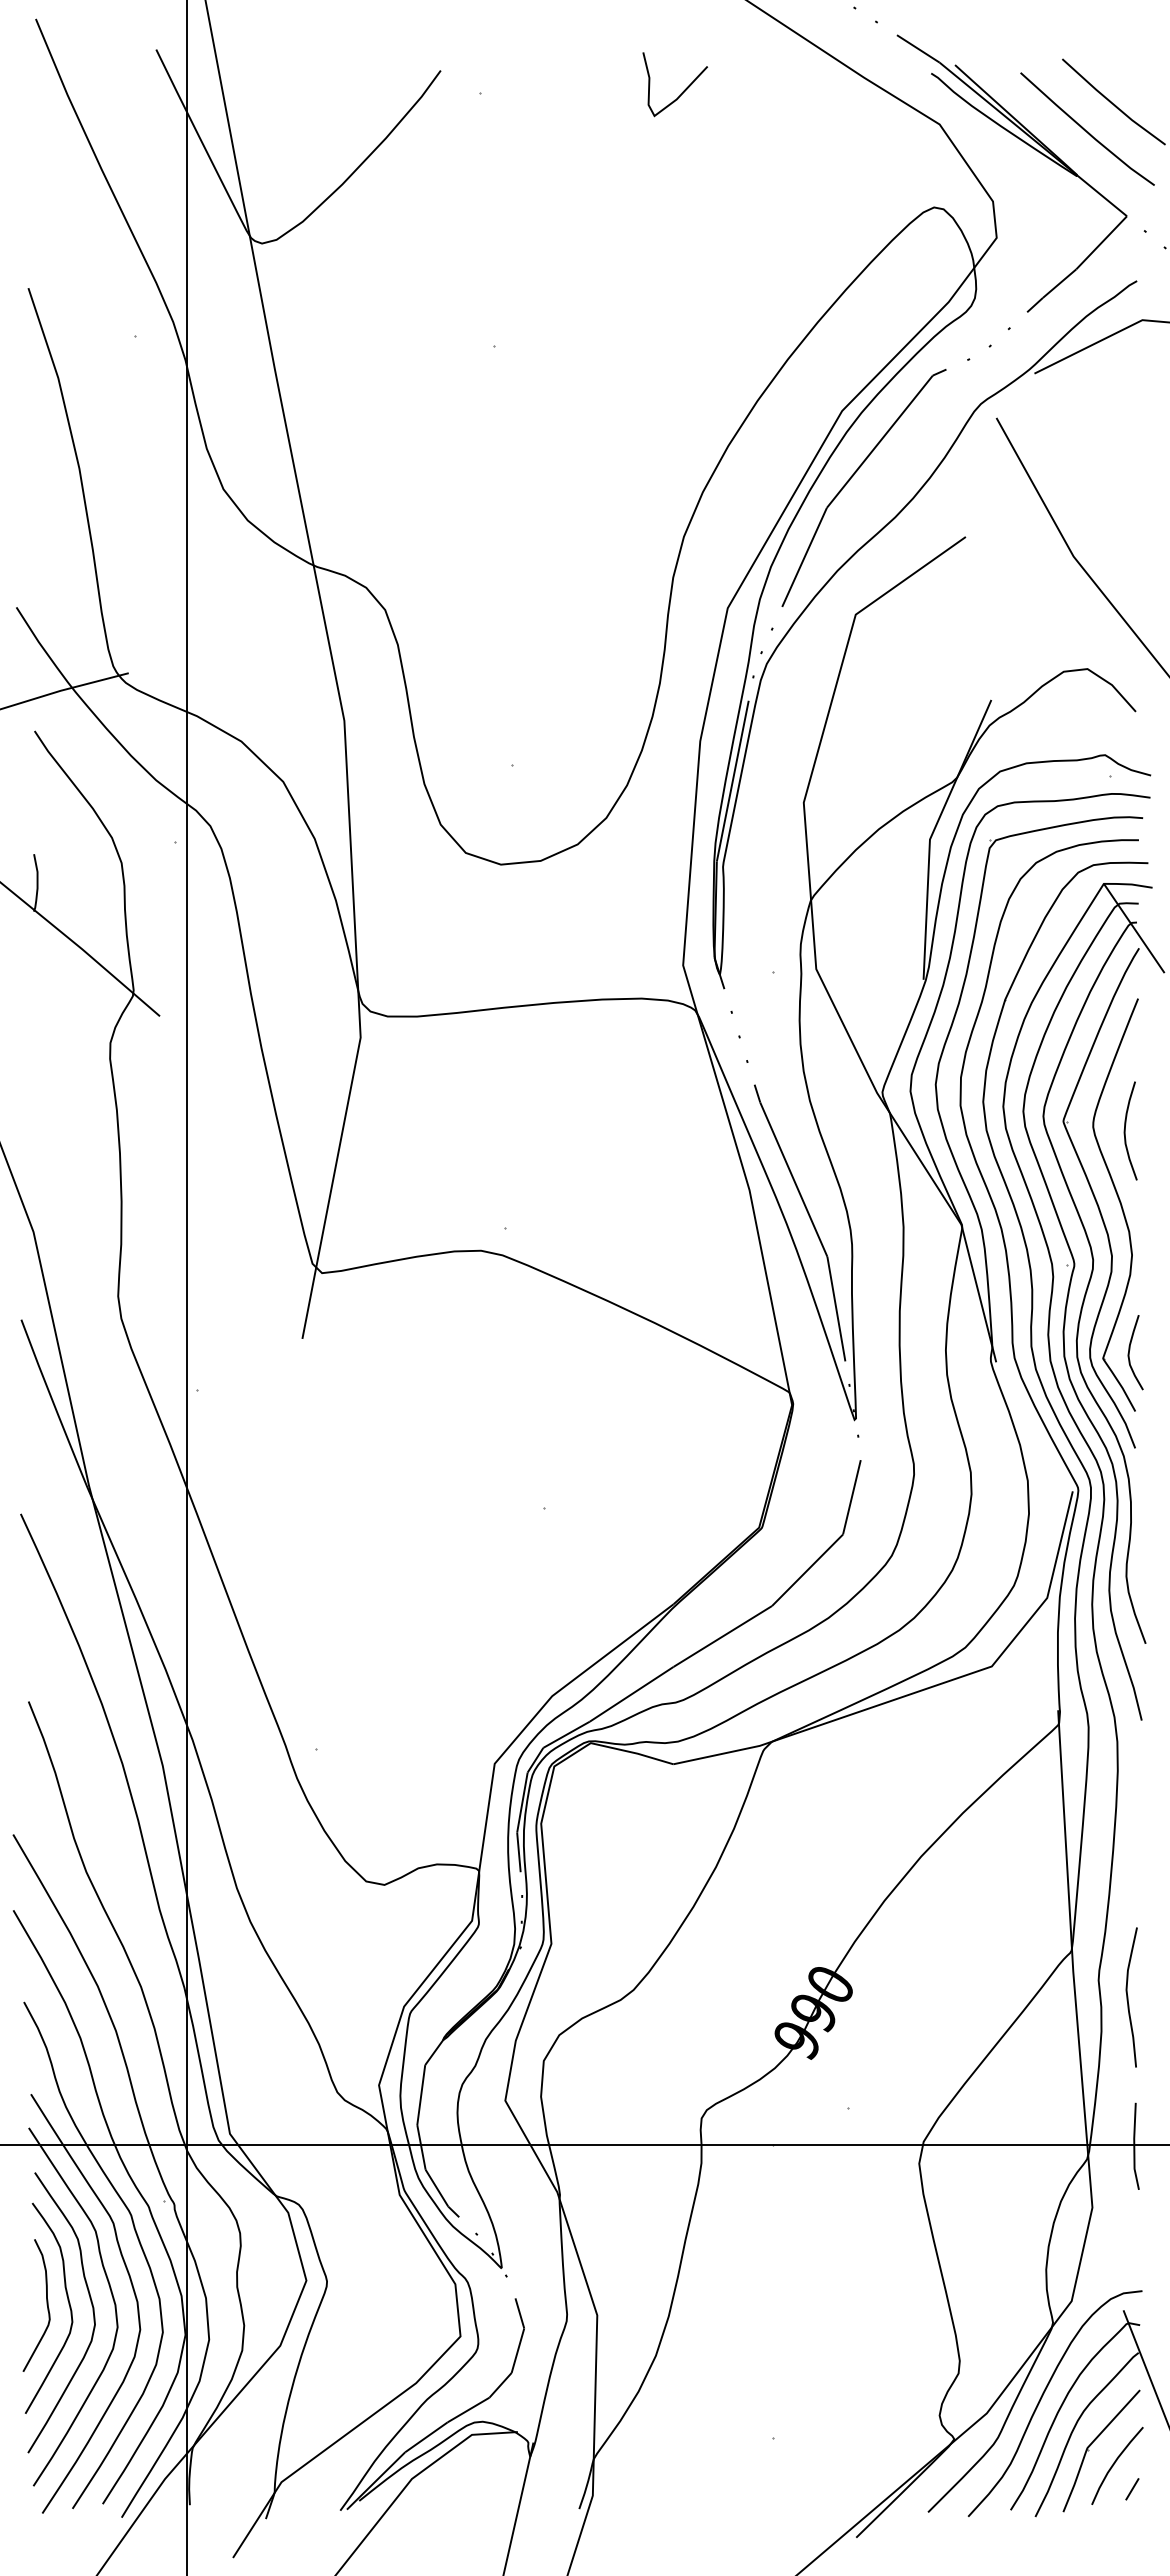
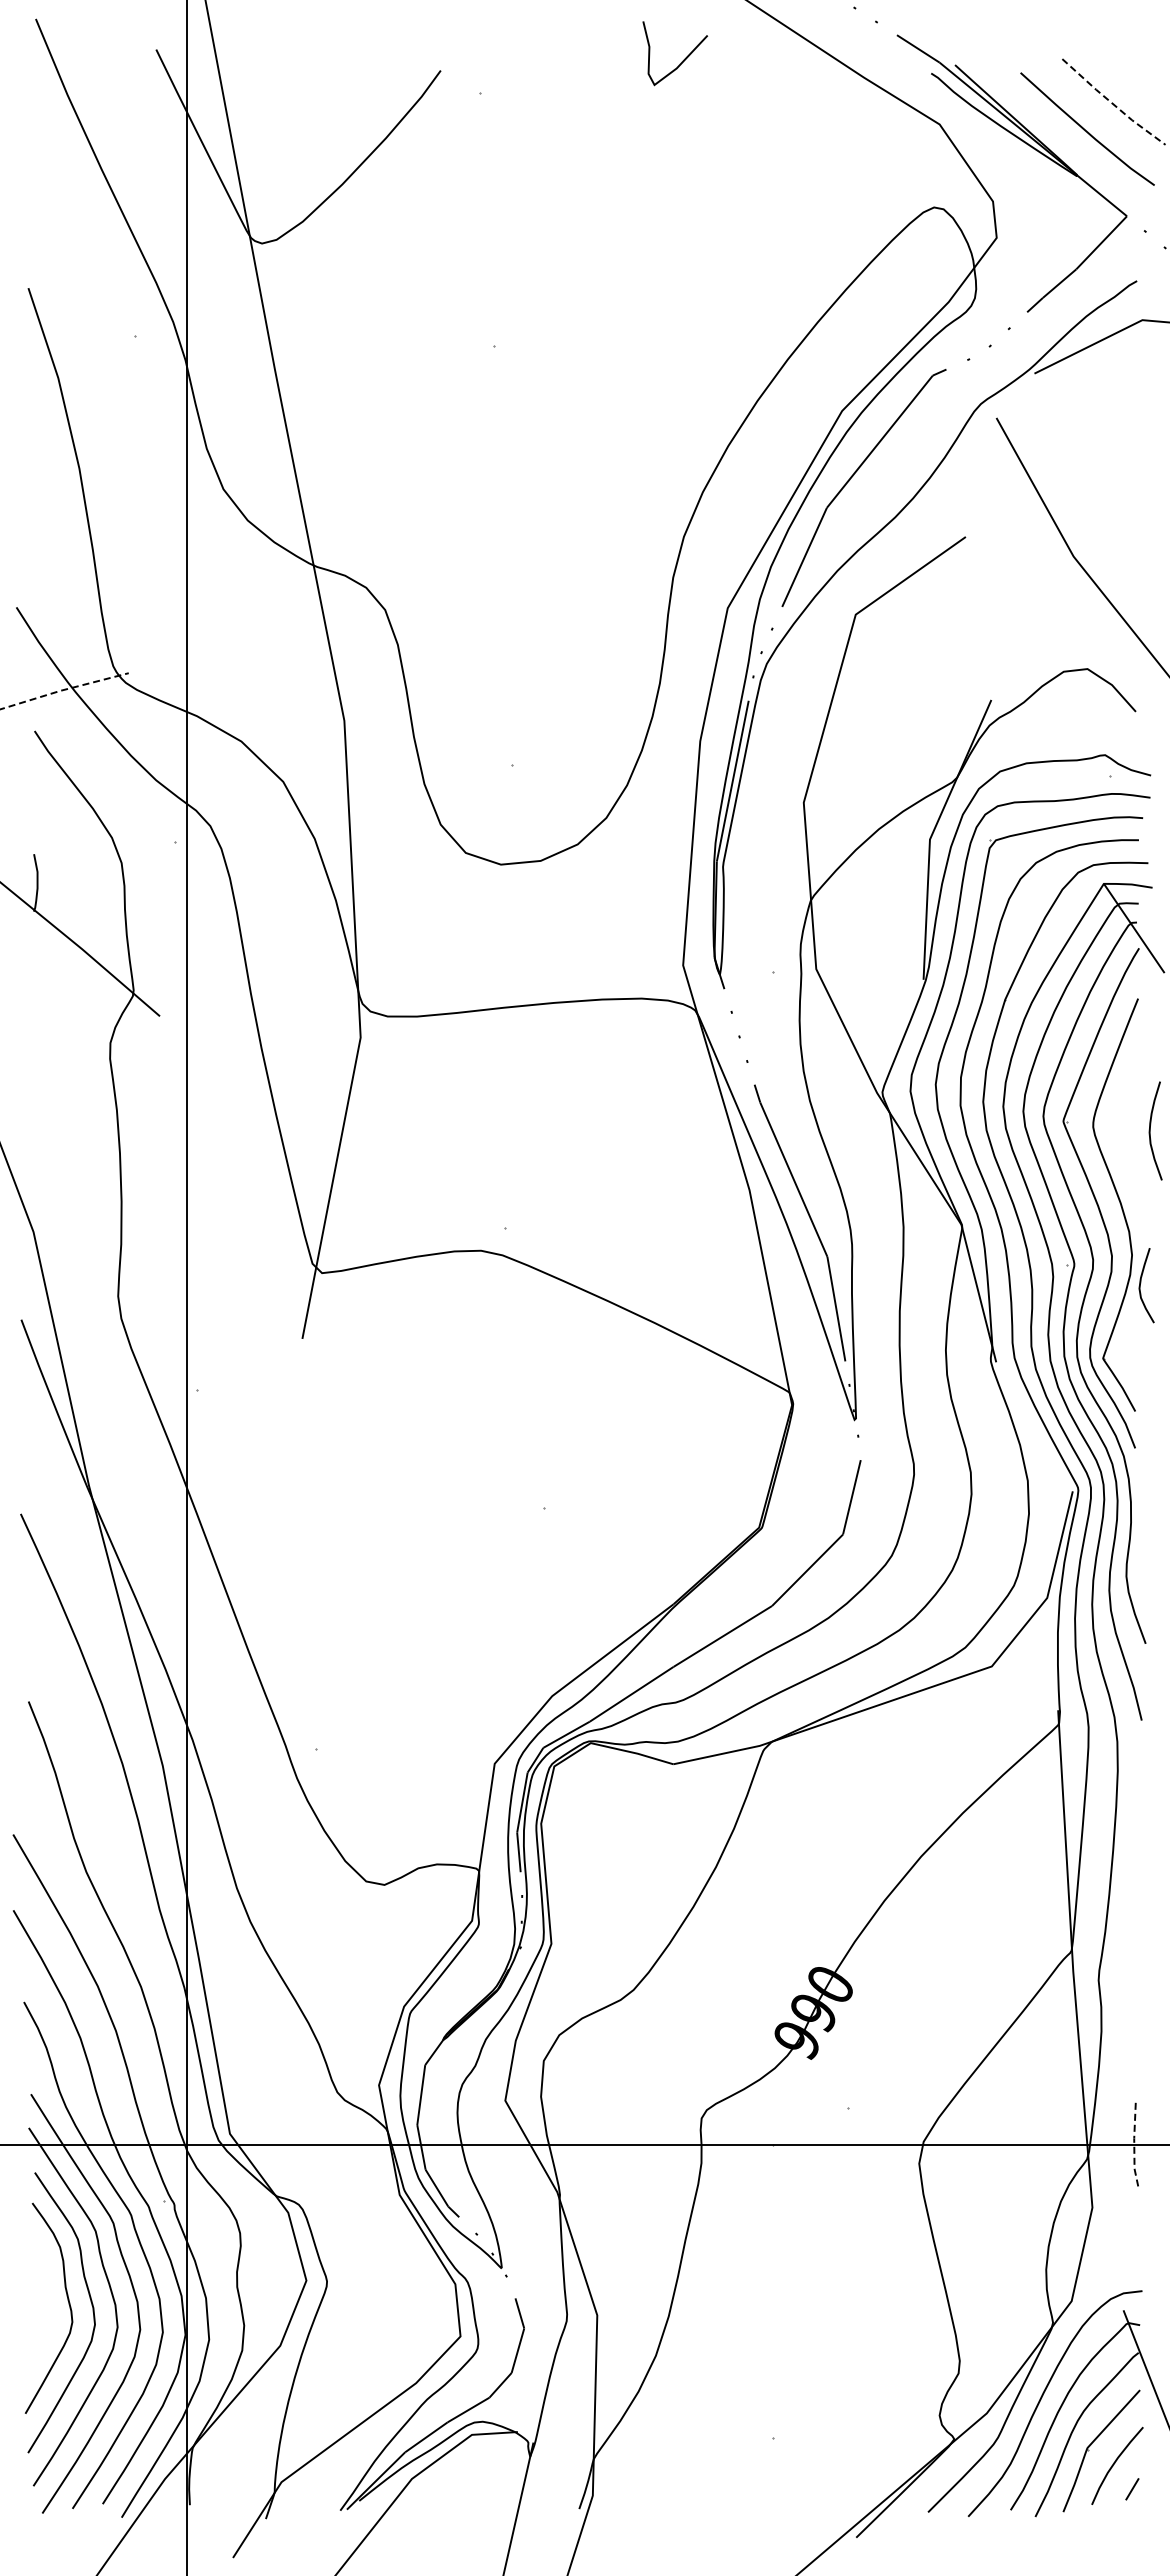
curve position: (682, 91) -> (682, 60) (682, 60)
line: solid -> dashed (1112, 103)
line: solid -> dashed (64, 689)
curve position: (1125, 1130) -> (1150, 1130) (1150, 1130)
curve position: (1130, 1350) -> (1141, 1283) (1141, 1283)
curve: present -> none (1128, 1997)
line: solid -> dashed (1134, 2147)
curve: present -> none (46, 2305)
